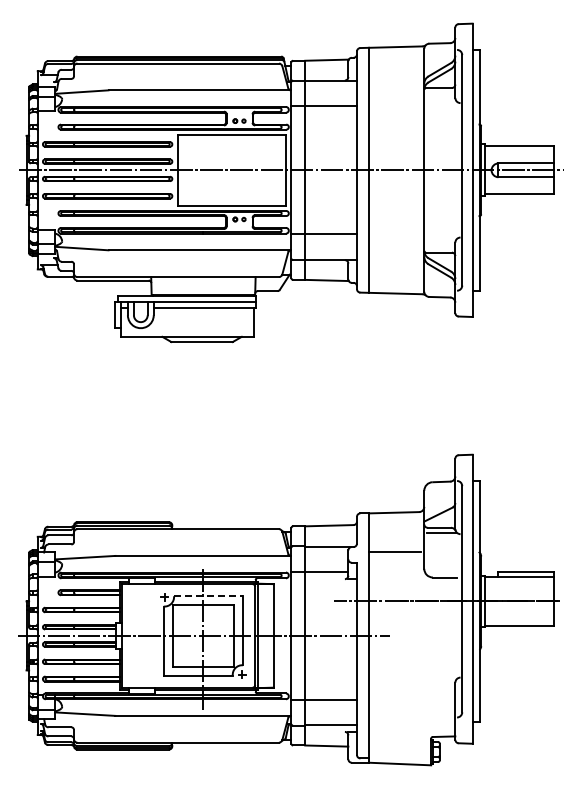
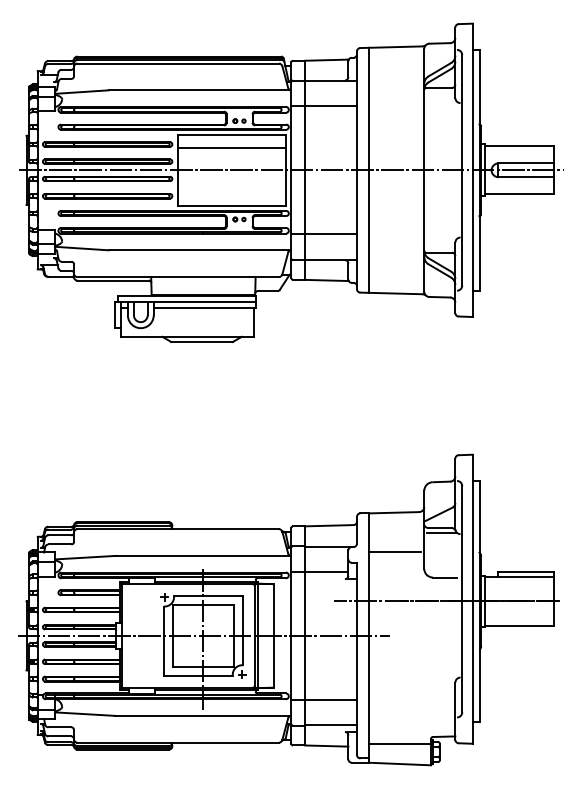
line: none -> present (231, 147)
line: dashed -> solid (208, 596)
line: none -> present (400, 744)
